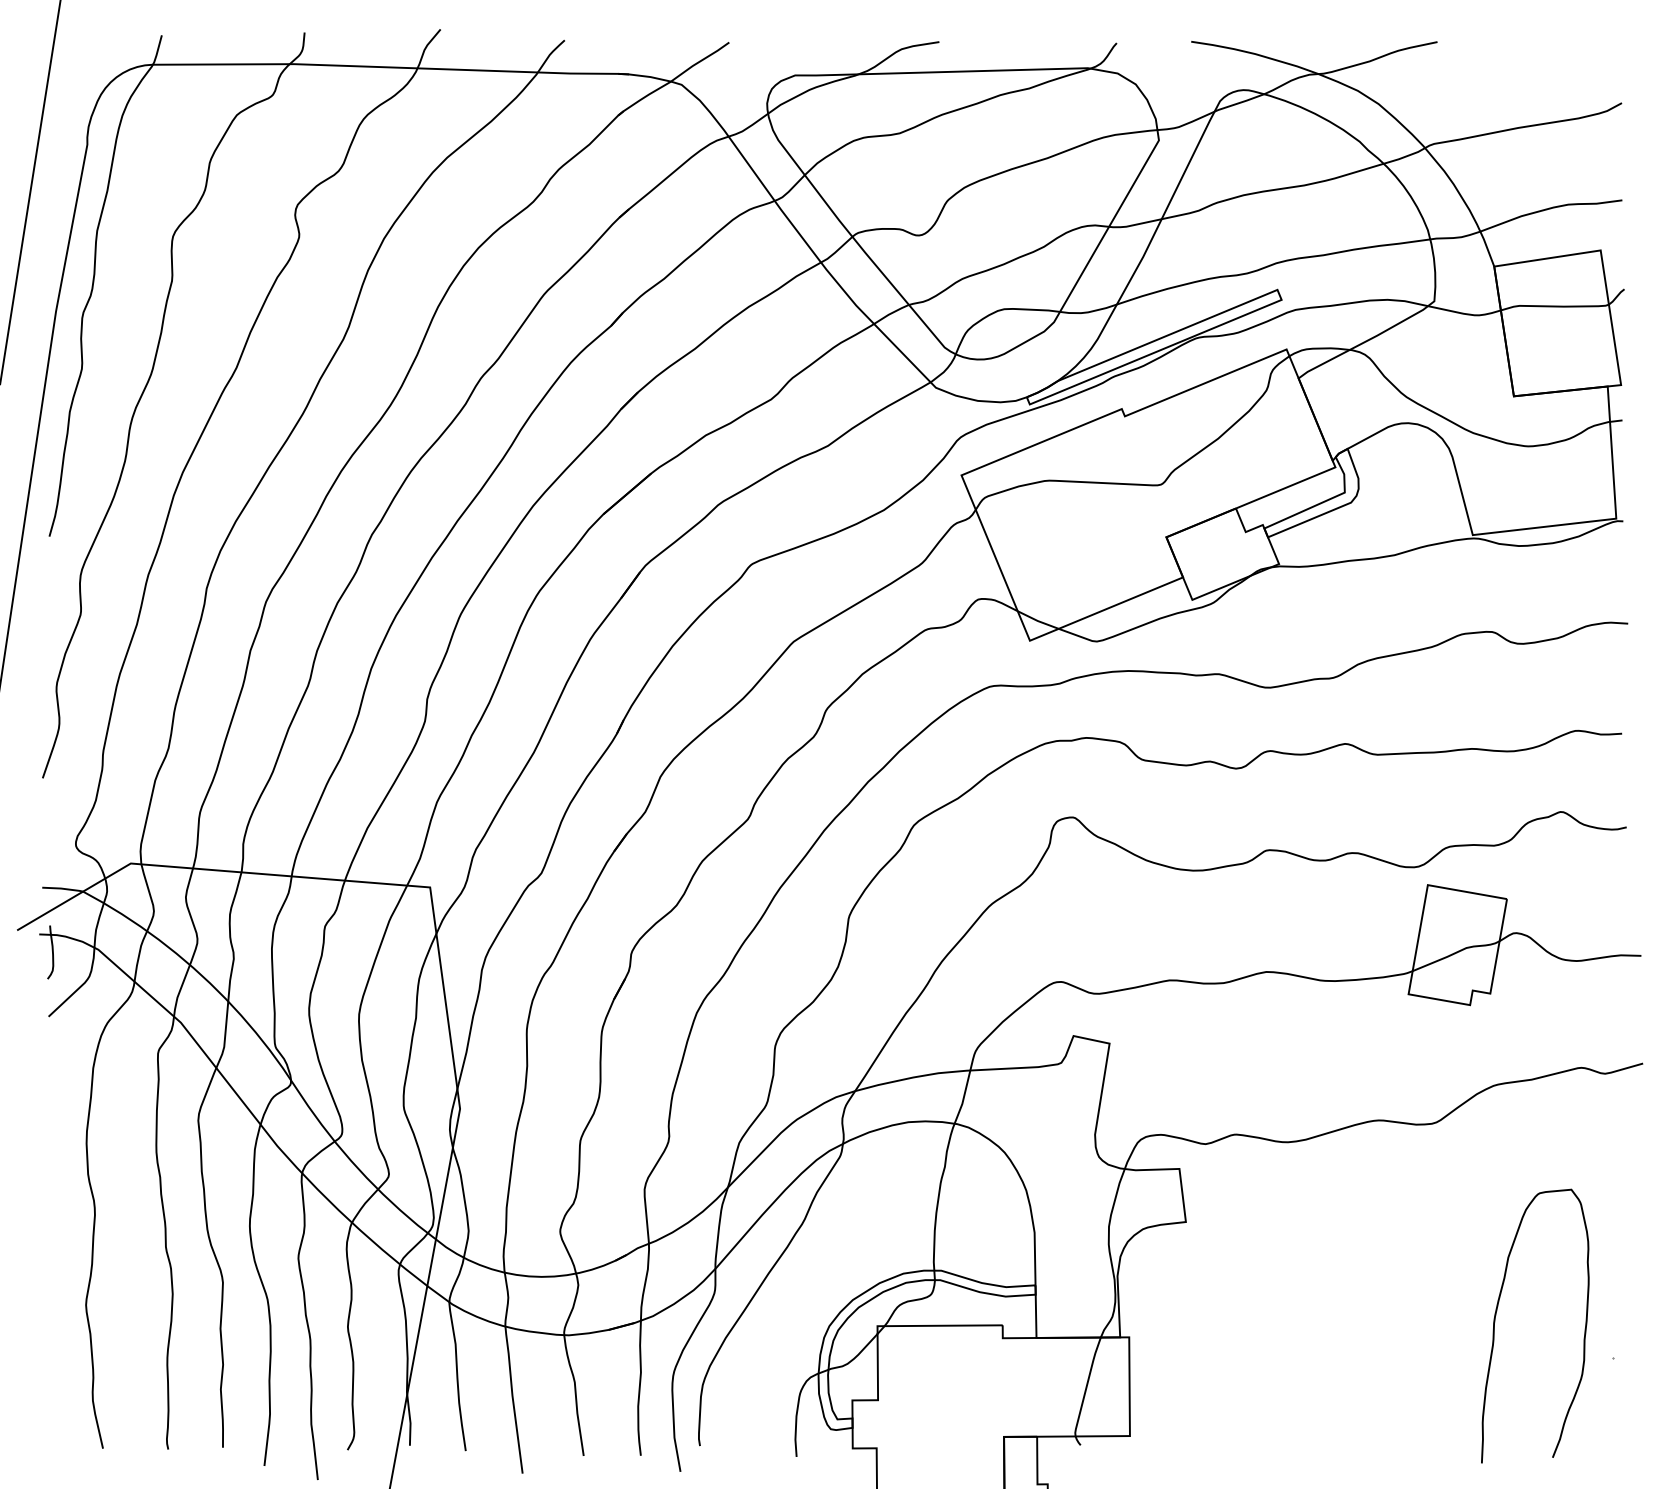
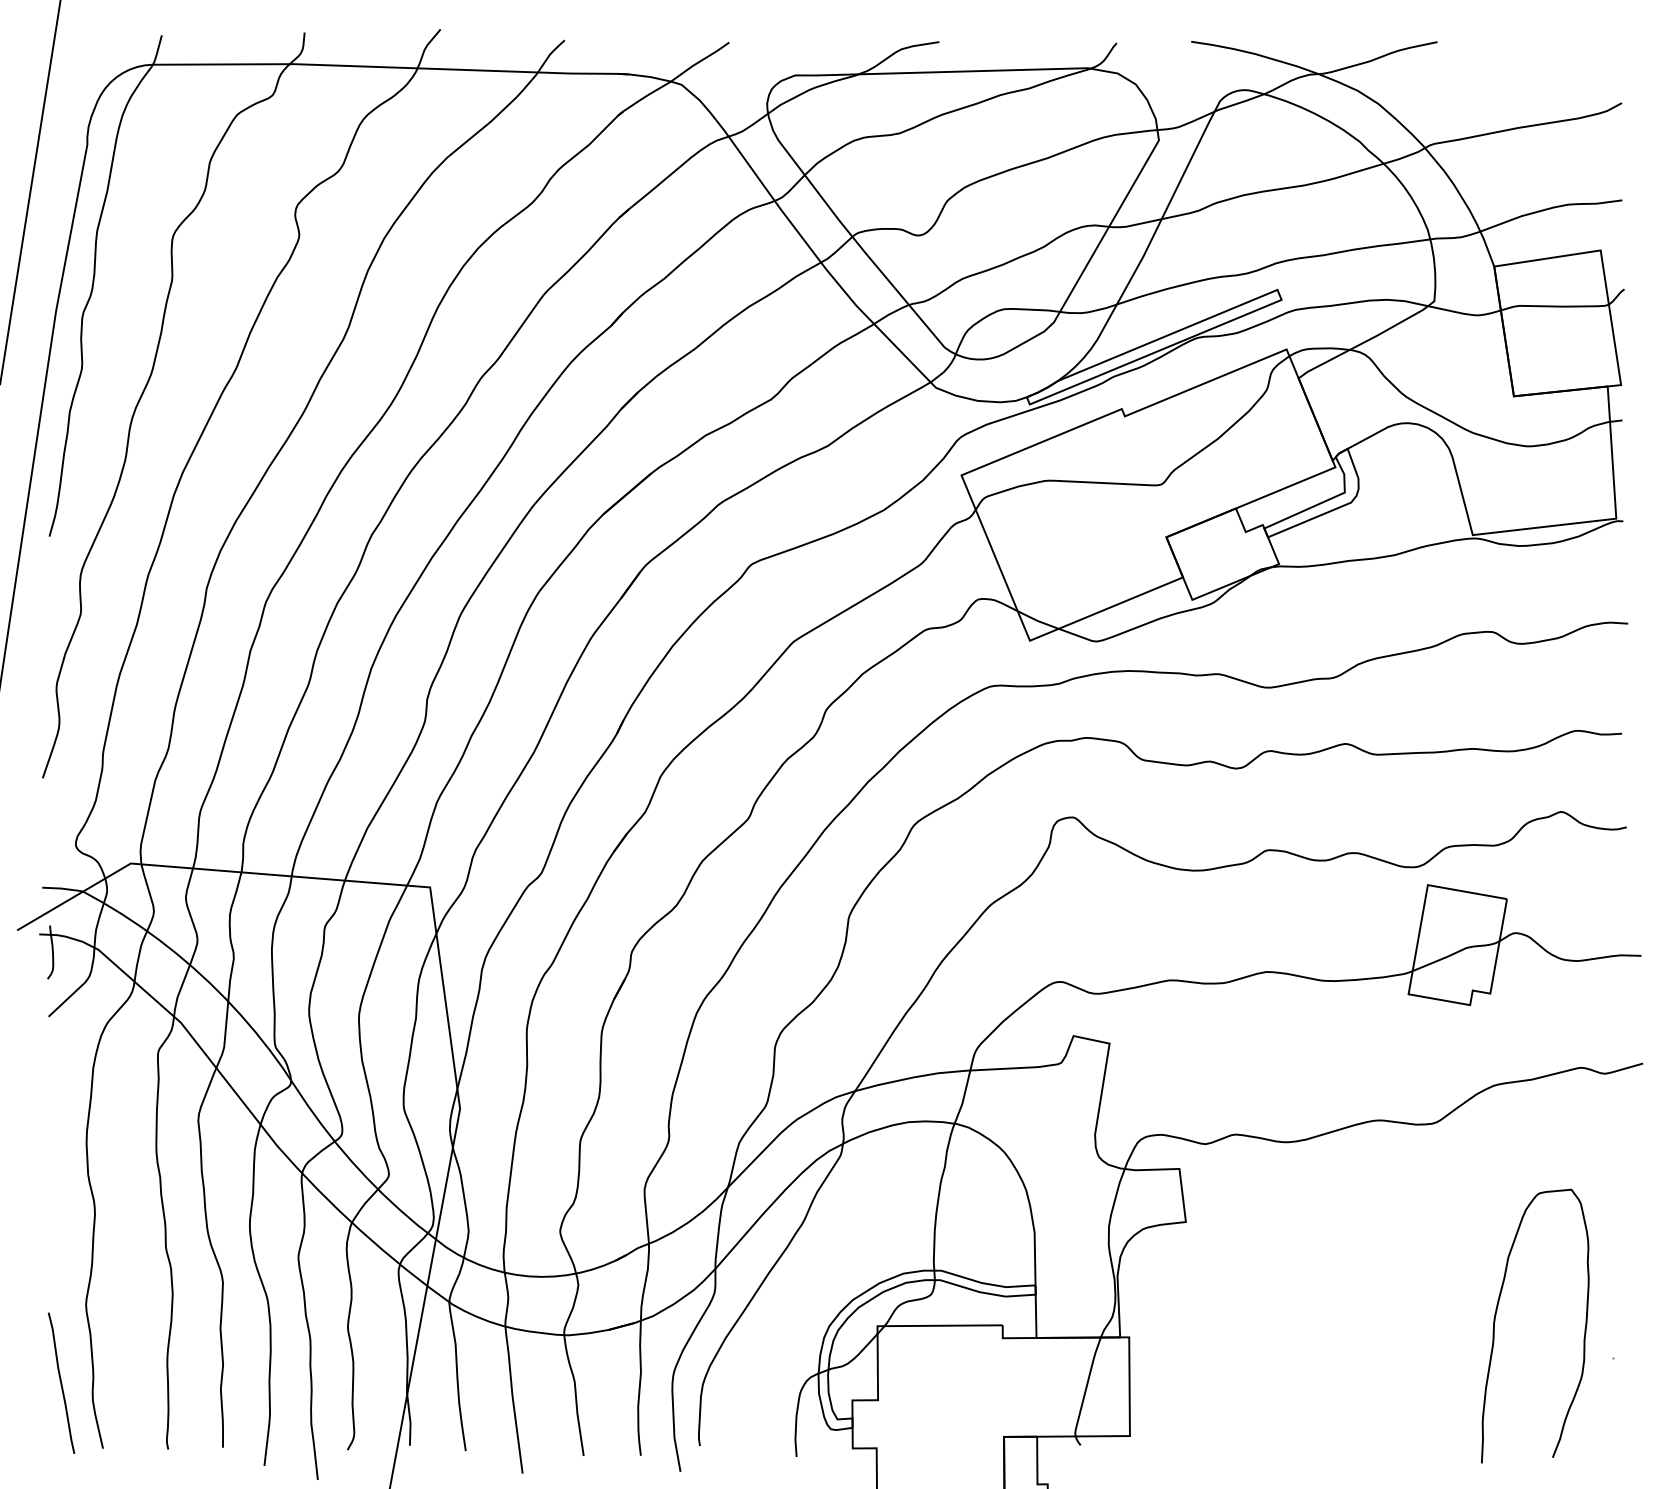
curve: none -> present (61, 1382)
